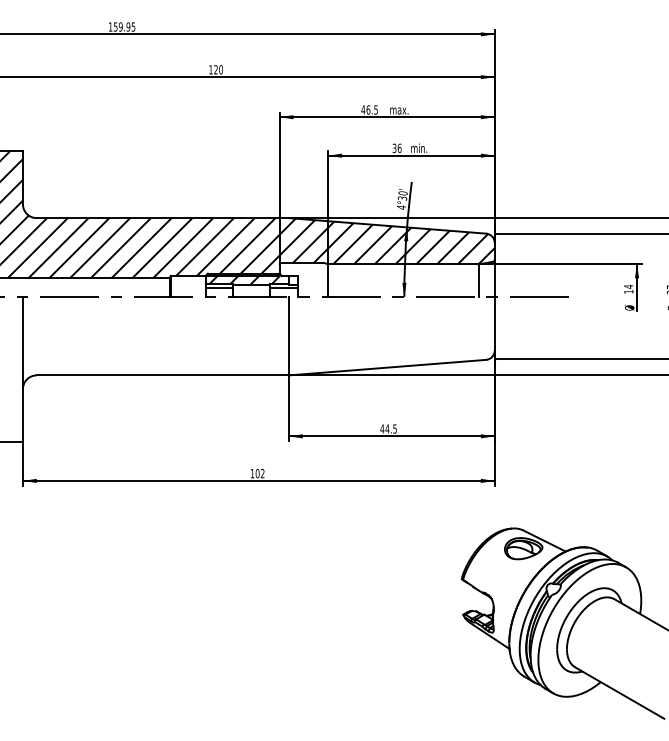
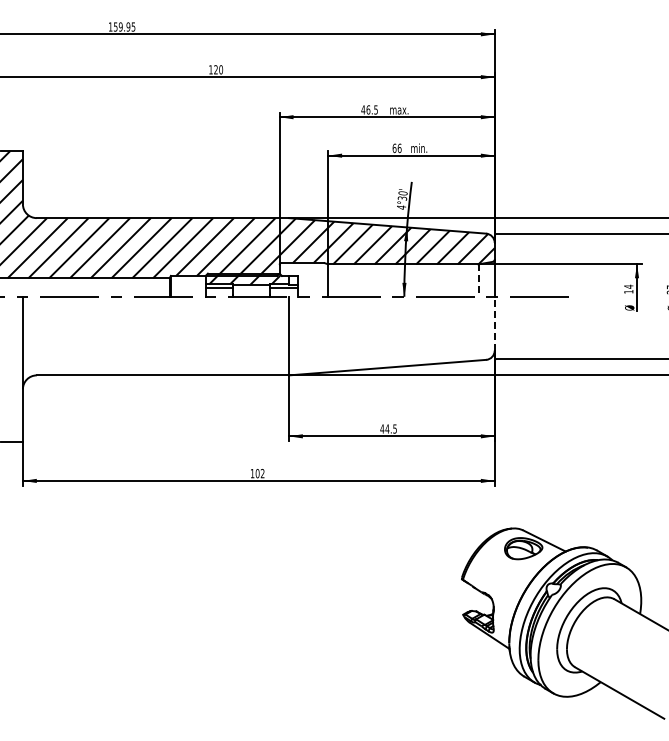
text: 36 -> 66 (394, 147)
line: solid -> dashed (478, 281)
line: solid -> dashed (494, 323)
